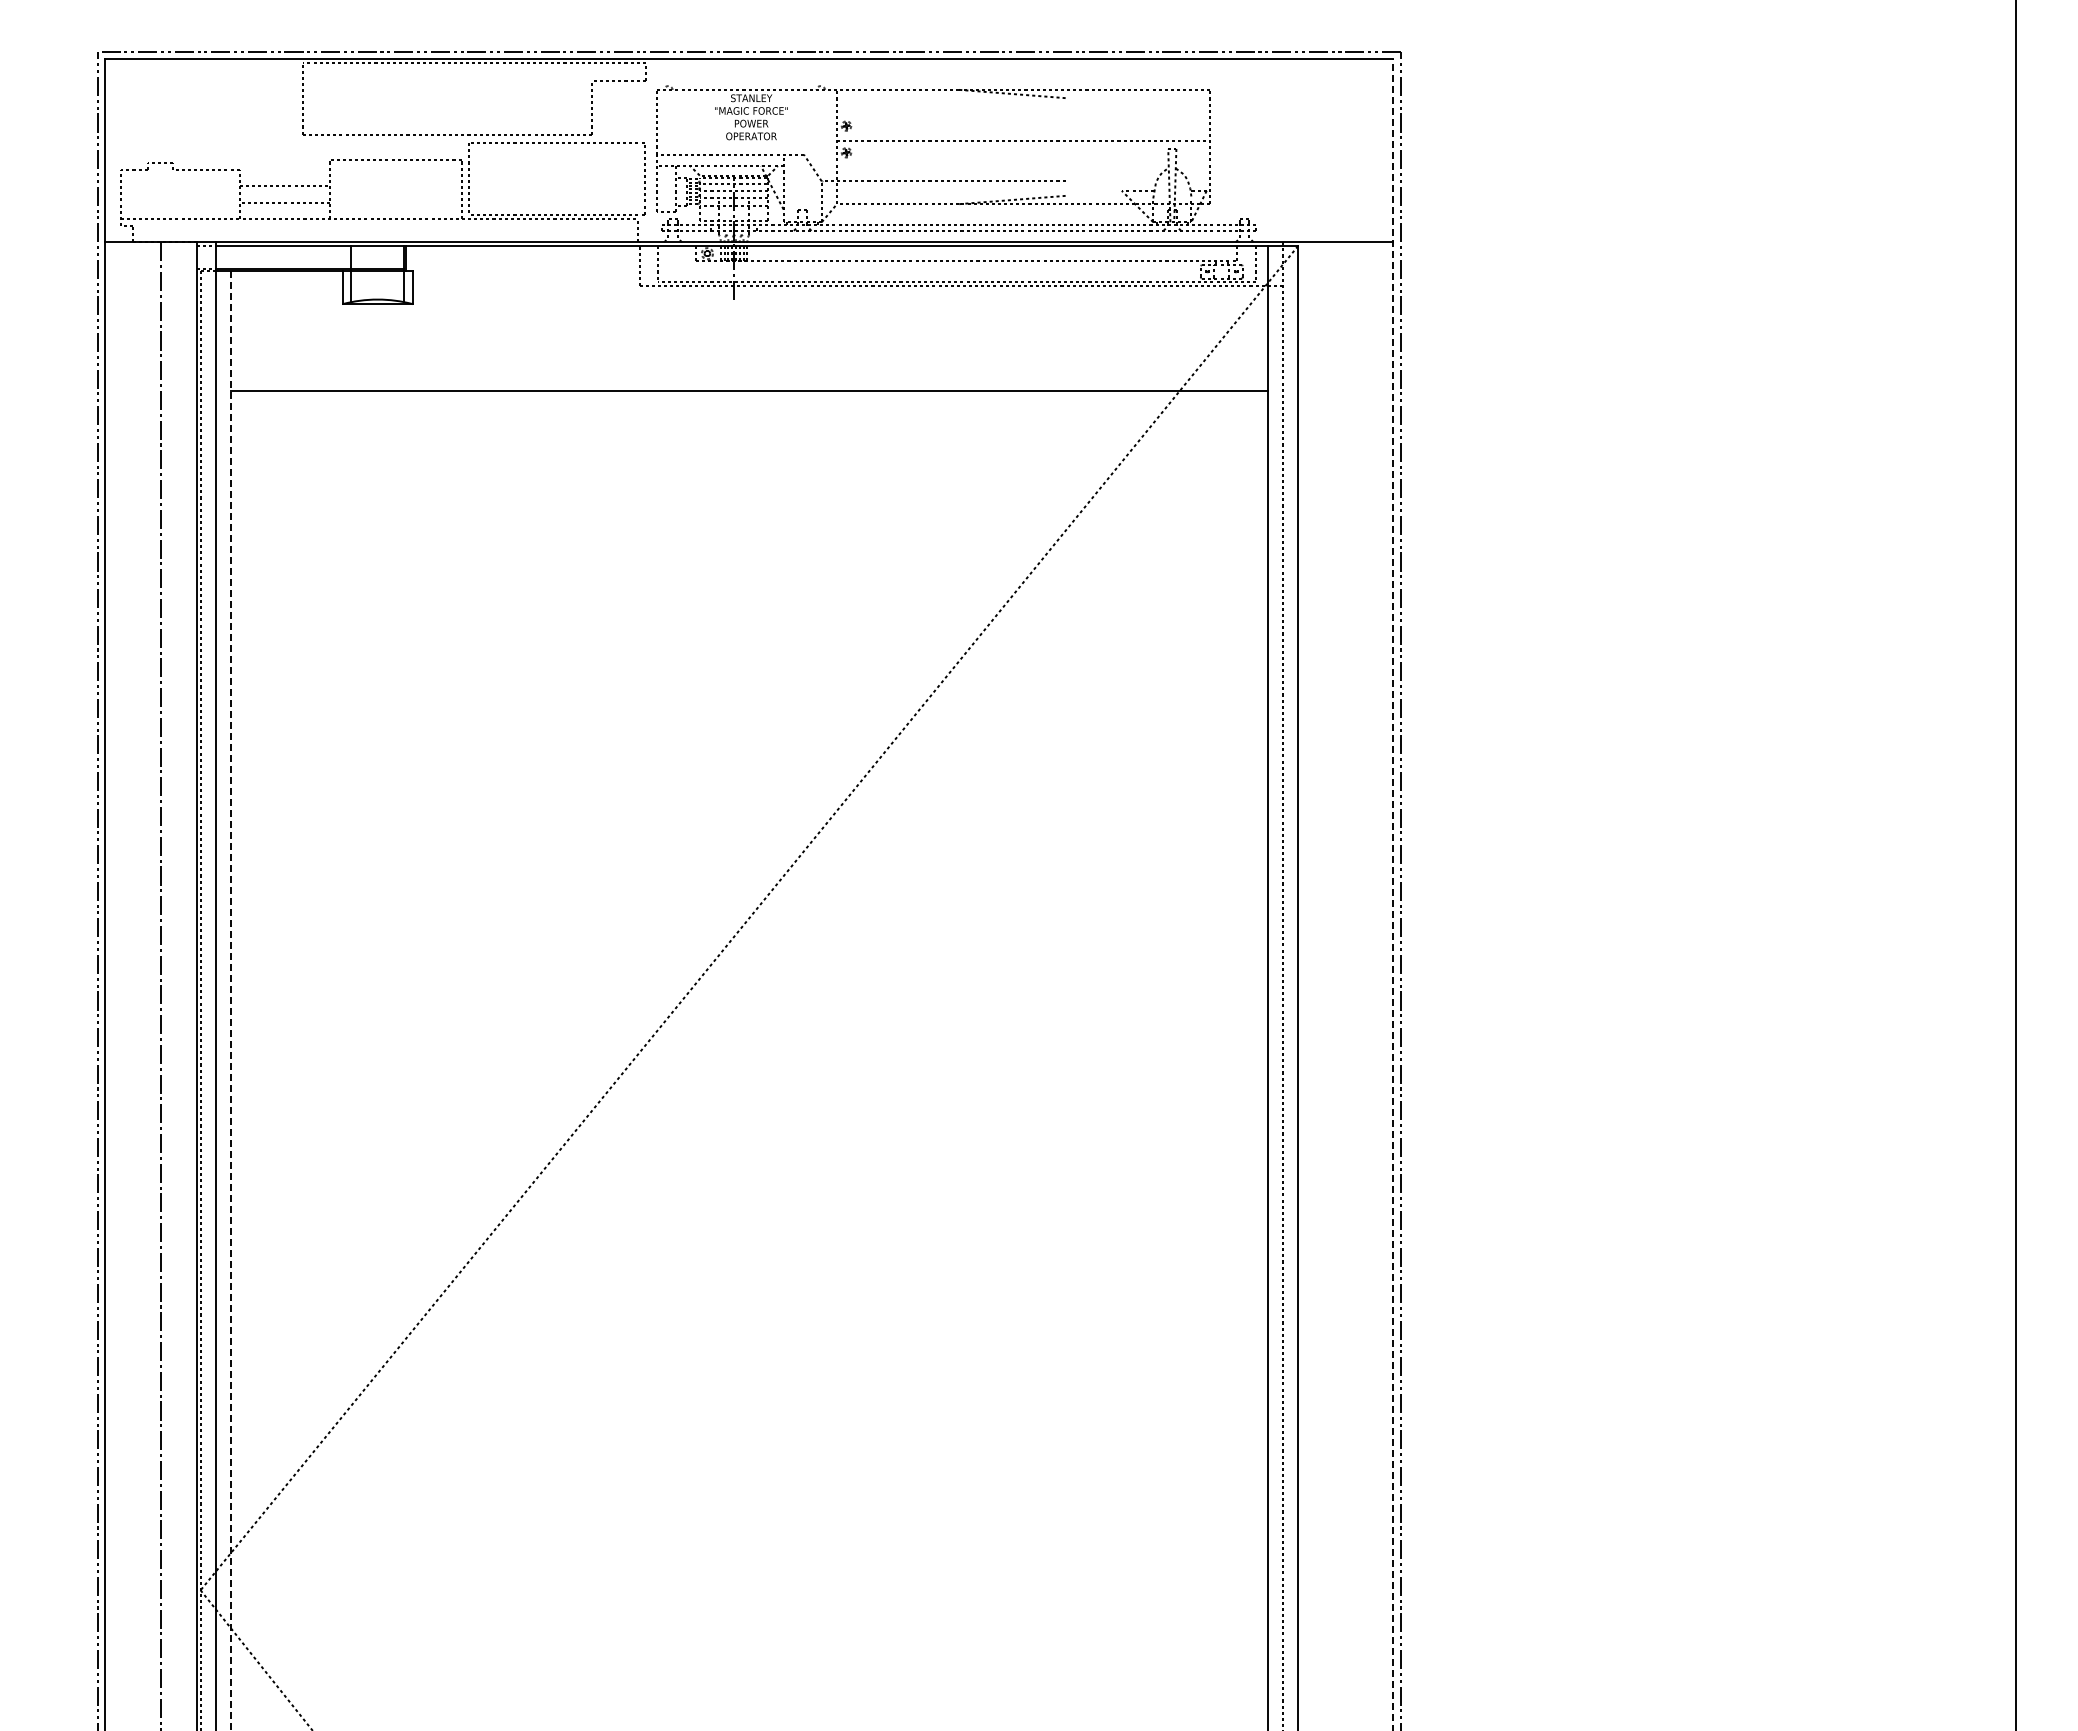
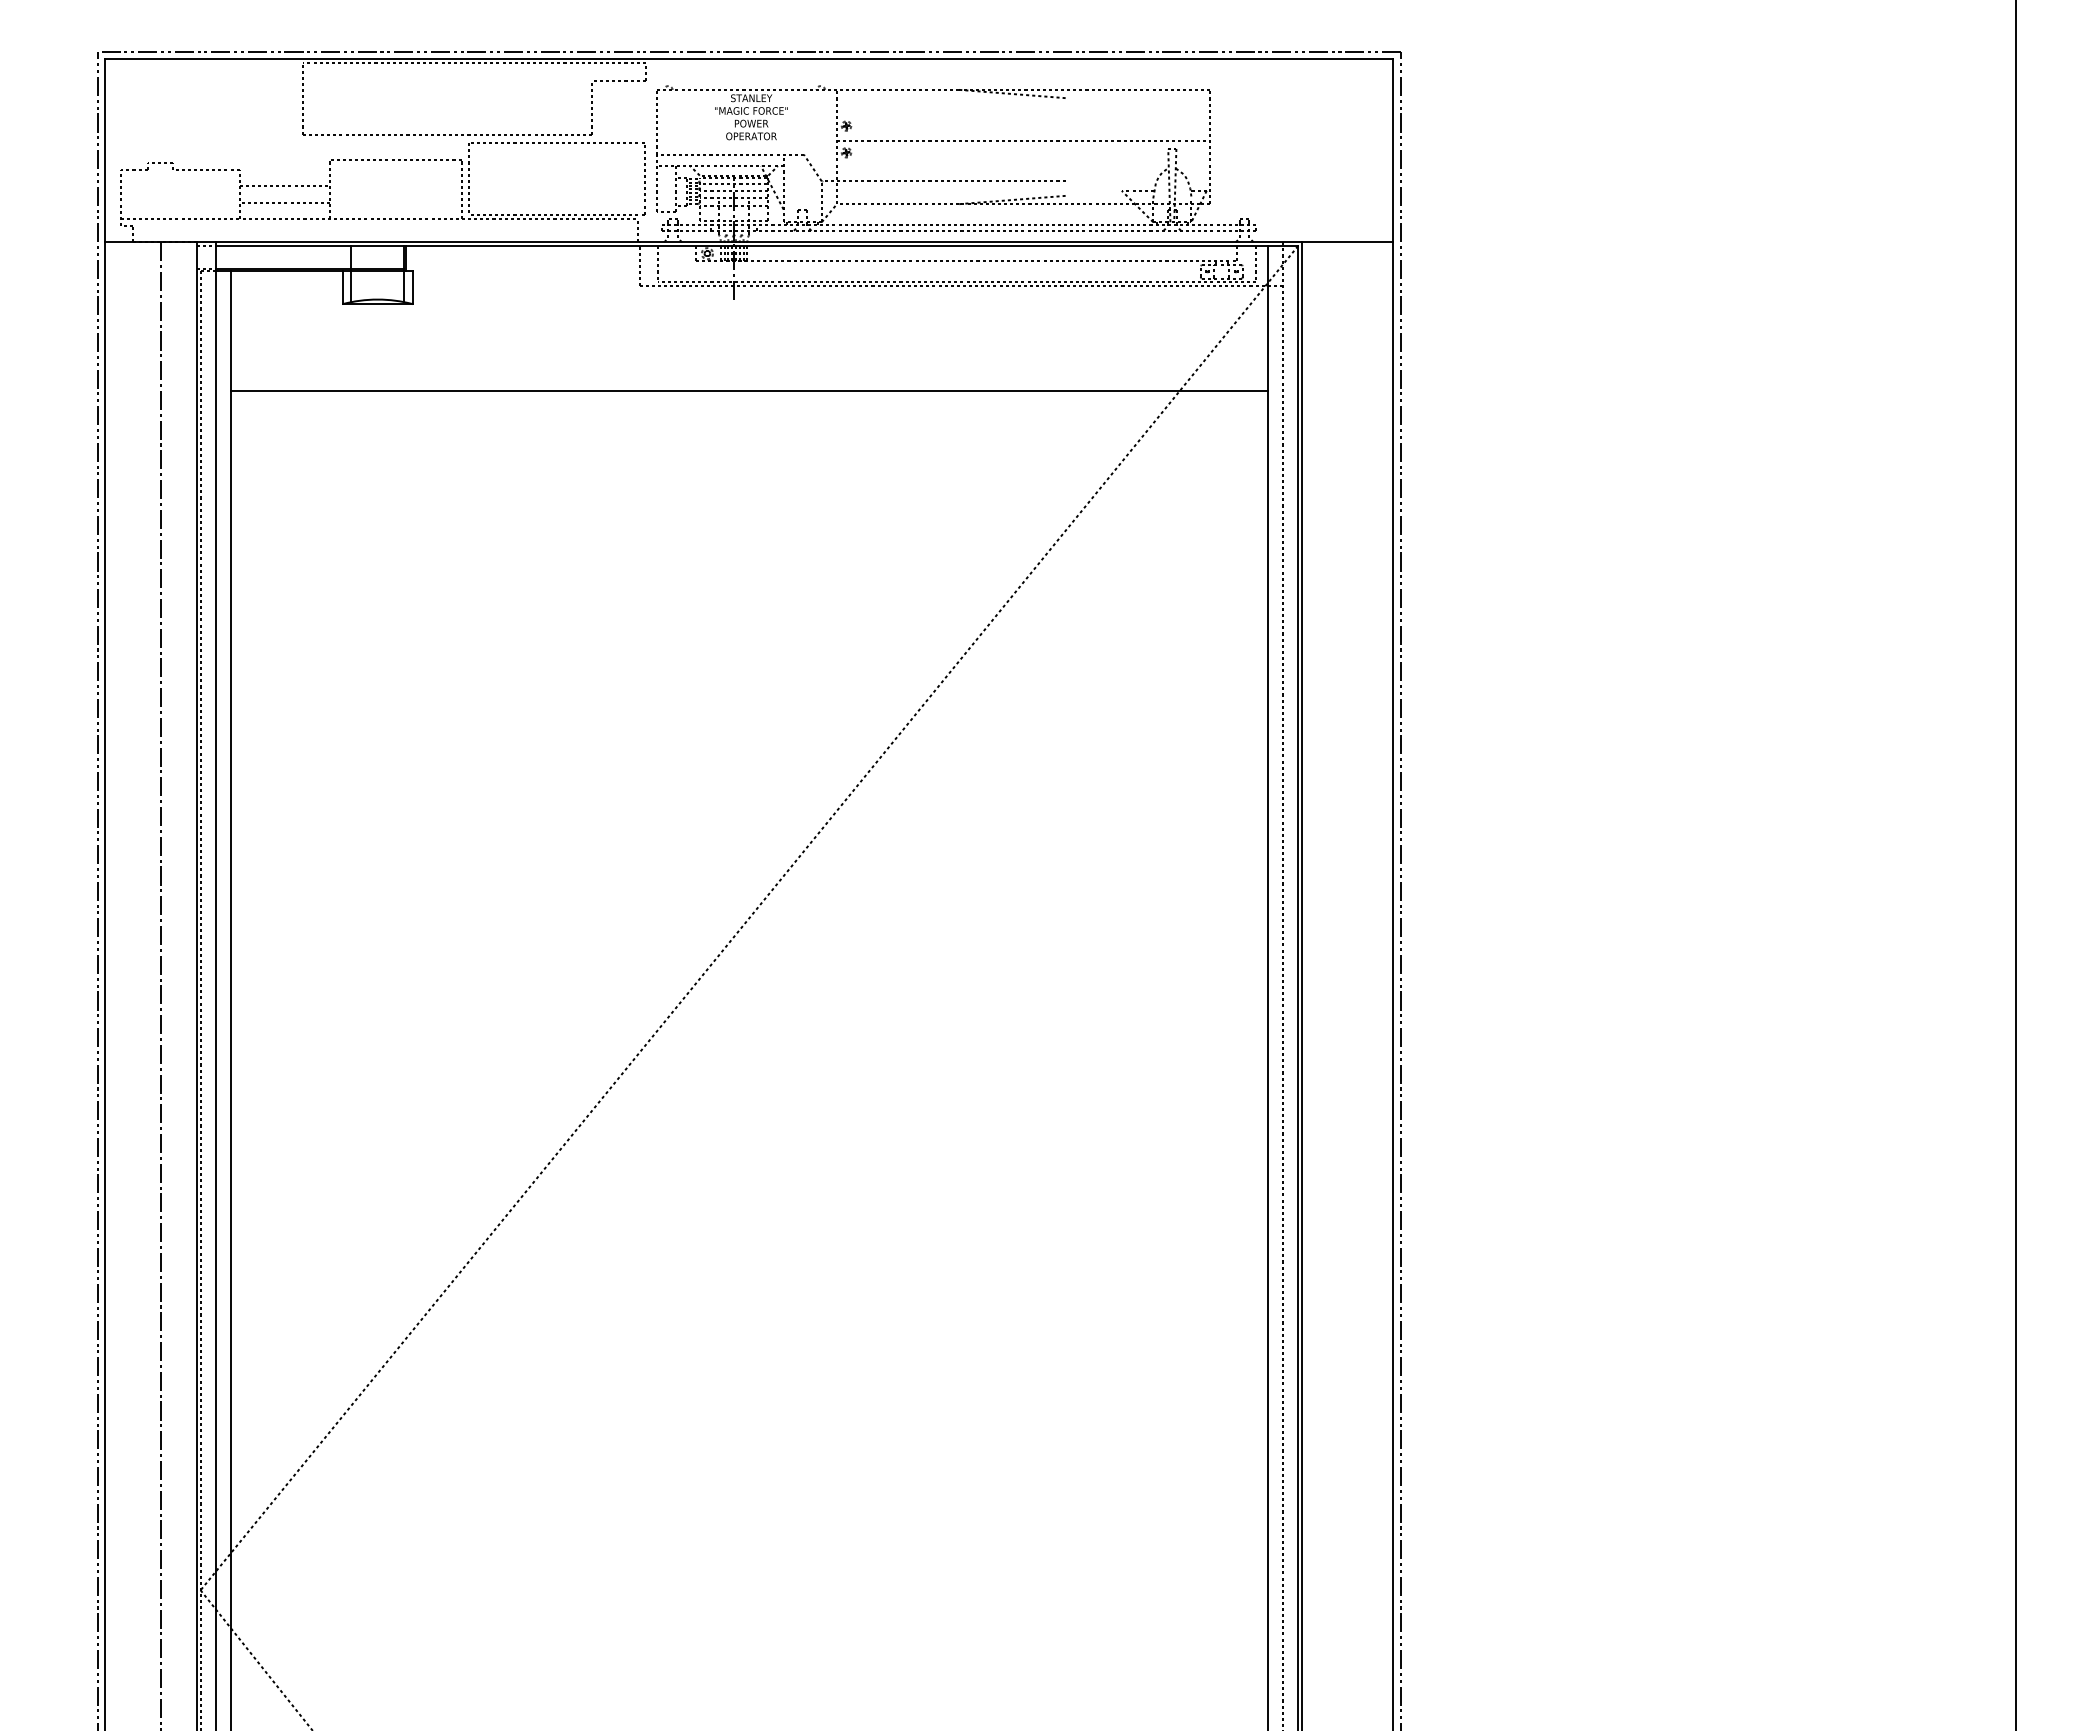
line: dashed -> solid (1393, 894)
line: none -> present (1301, 984)
line: dashed -> solid (231, 1000)
